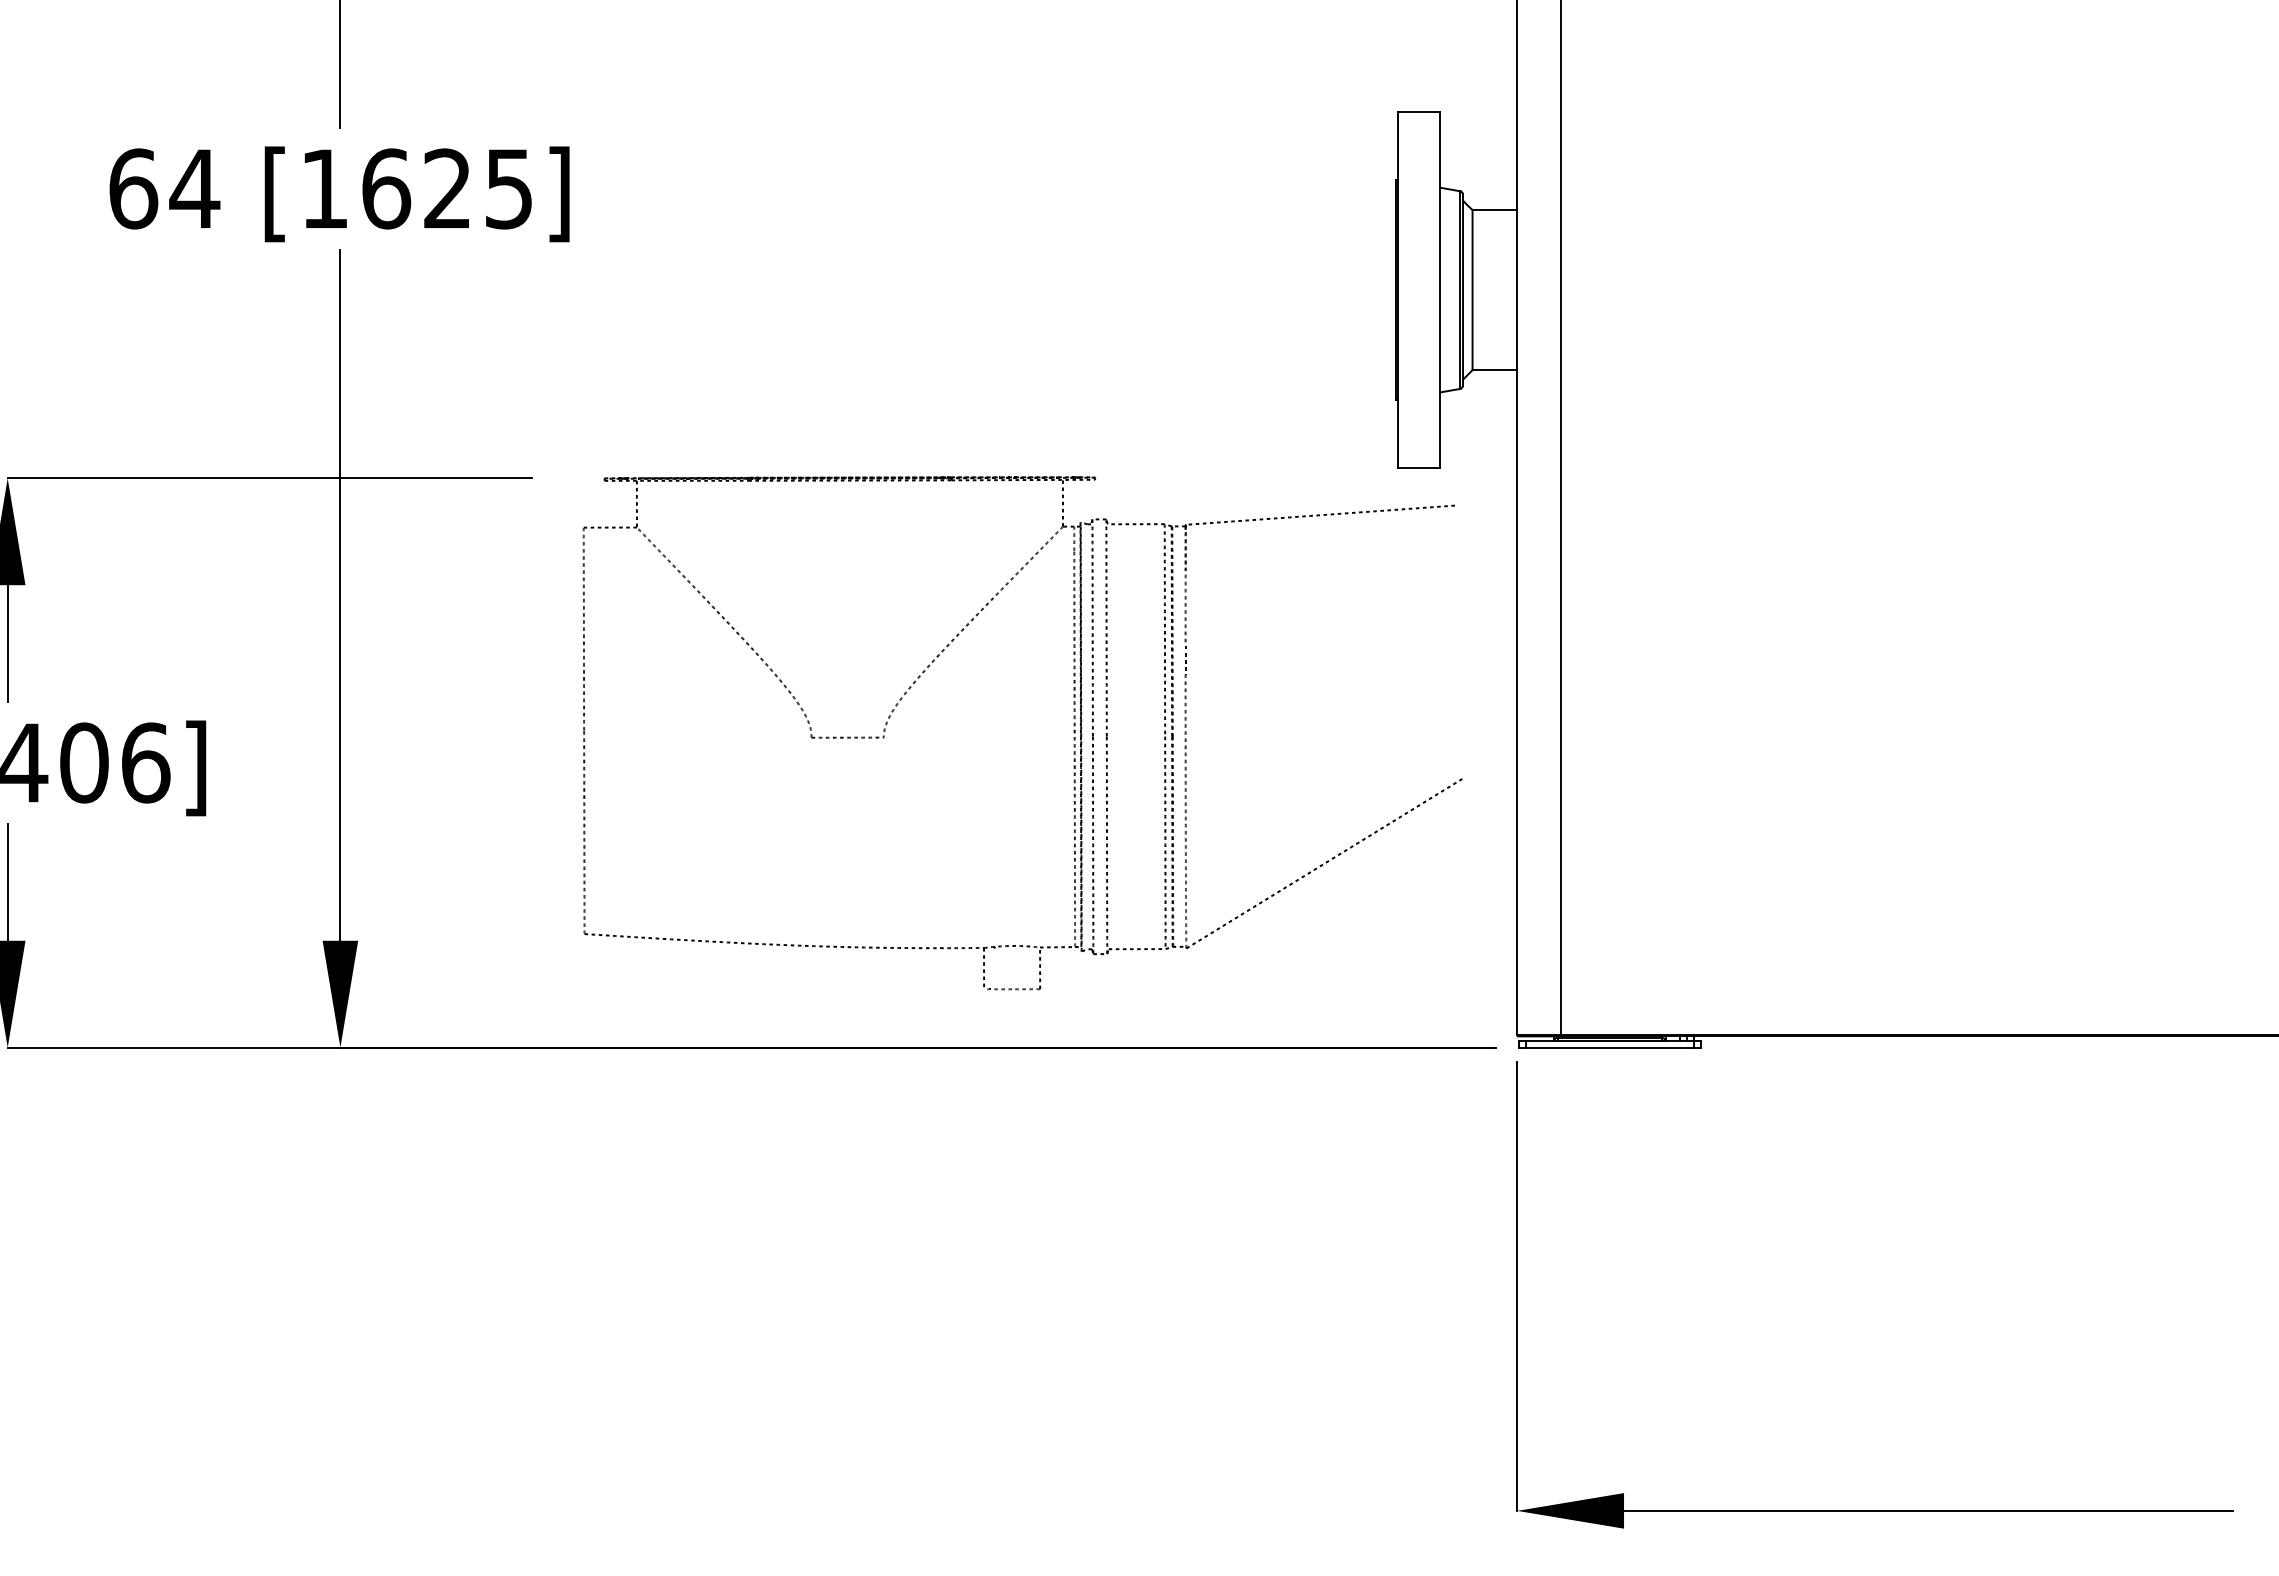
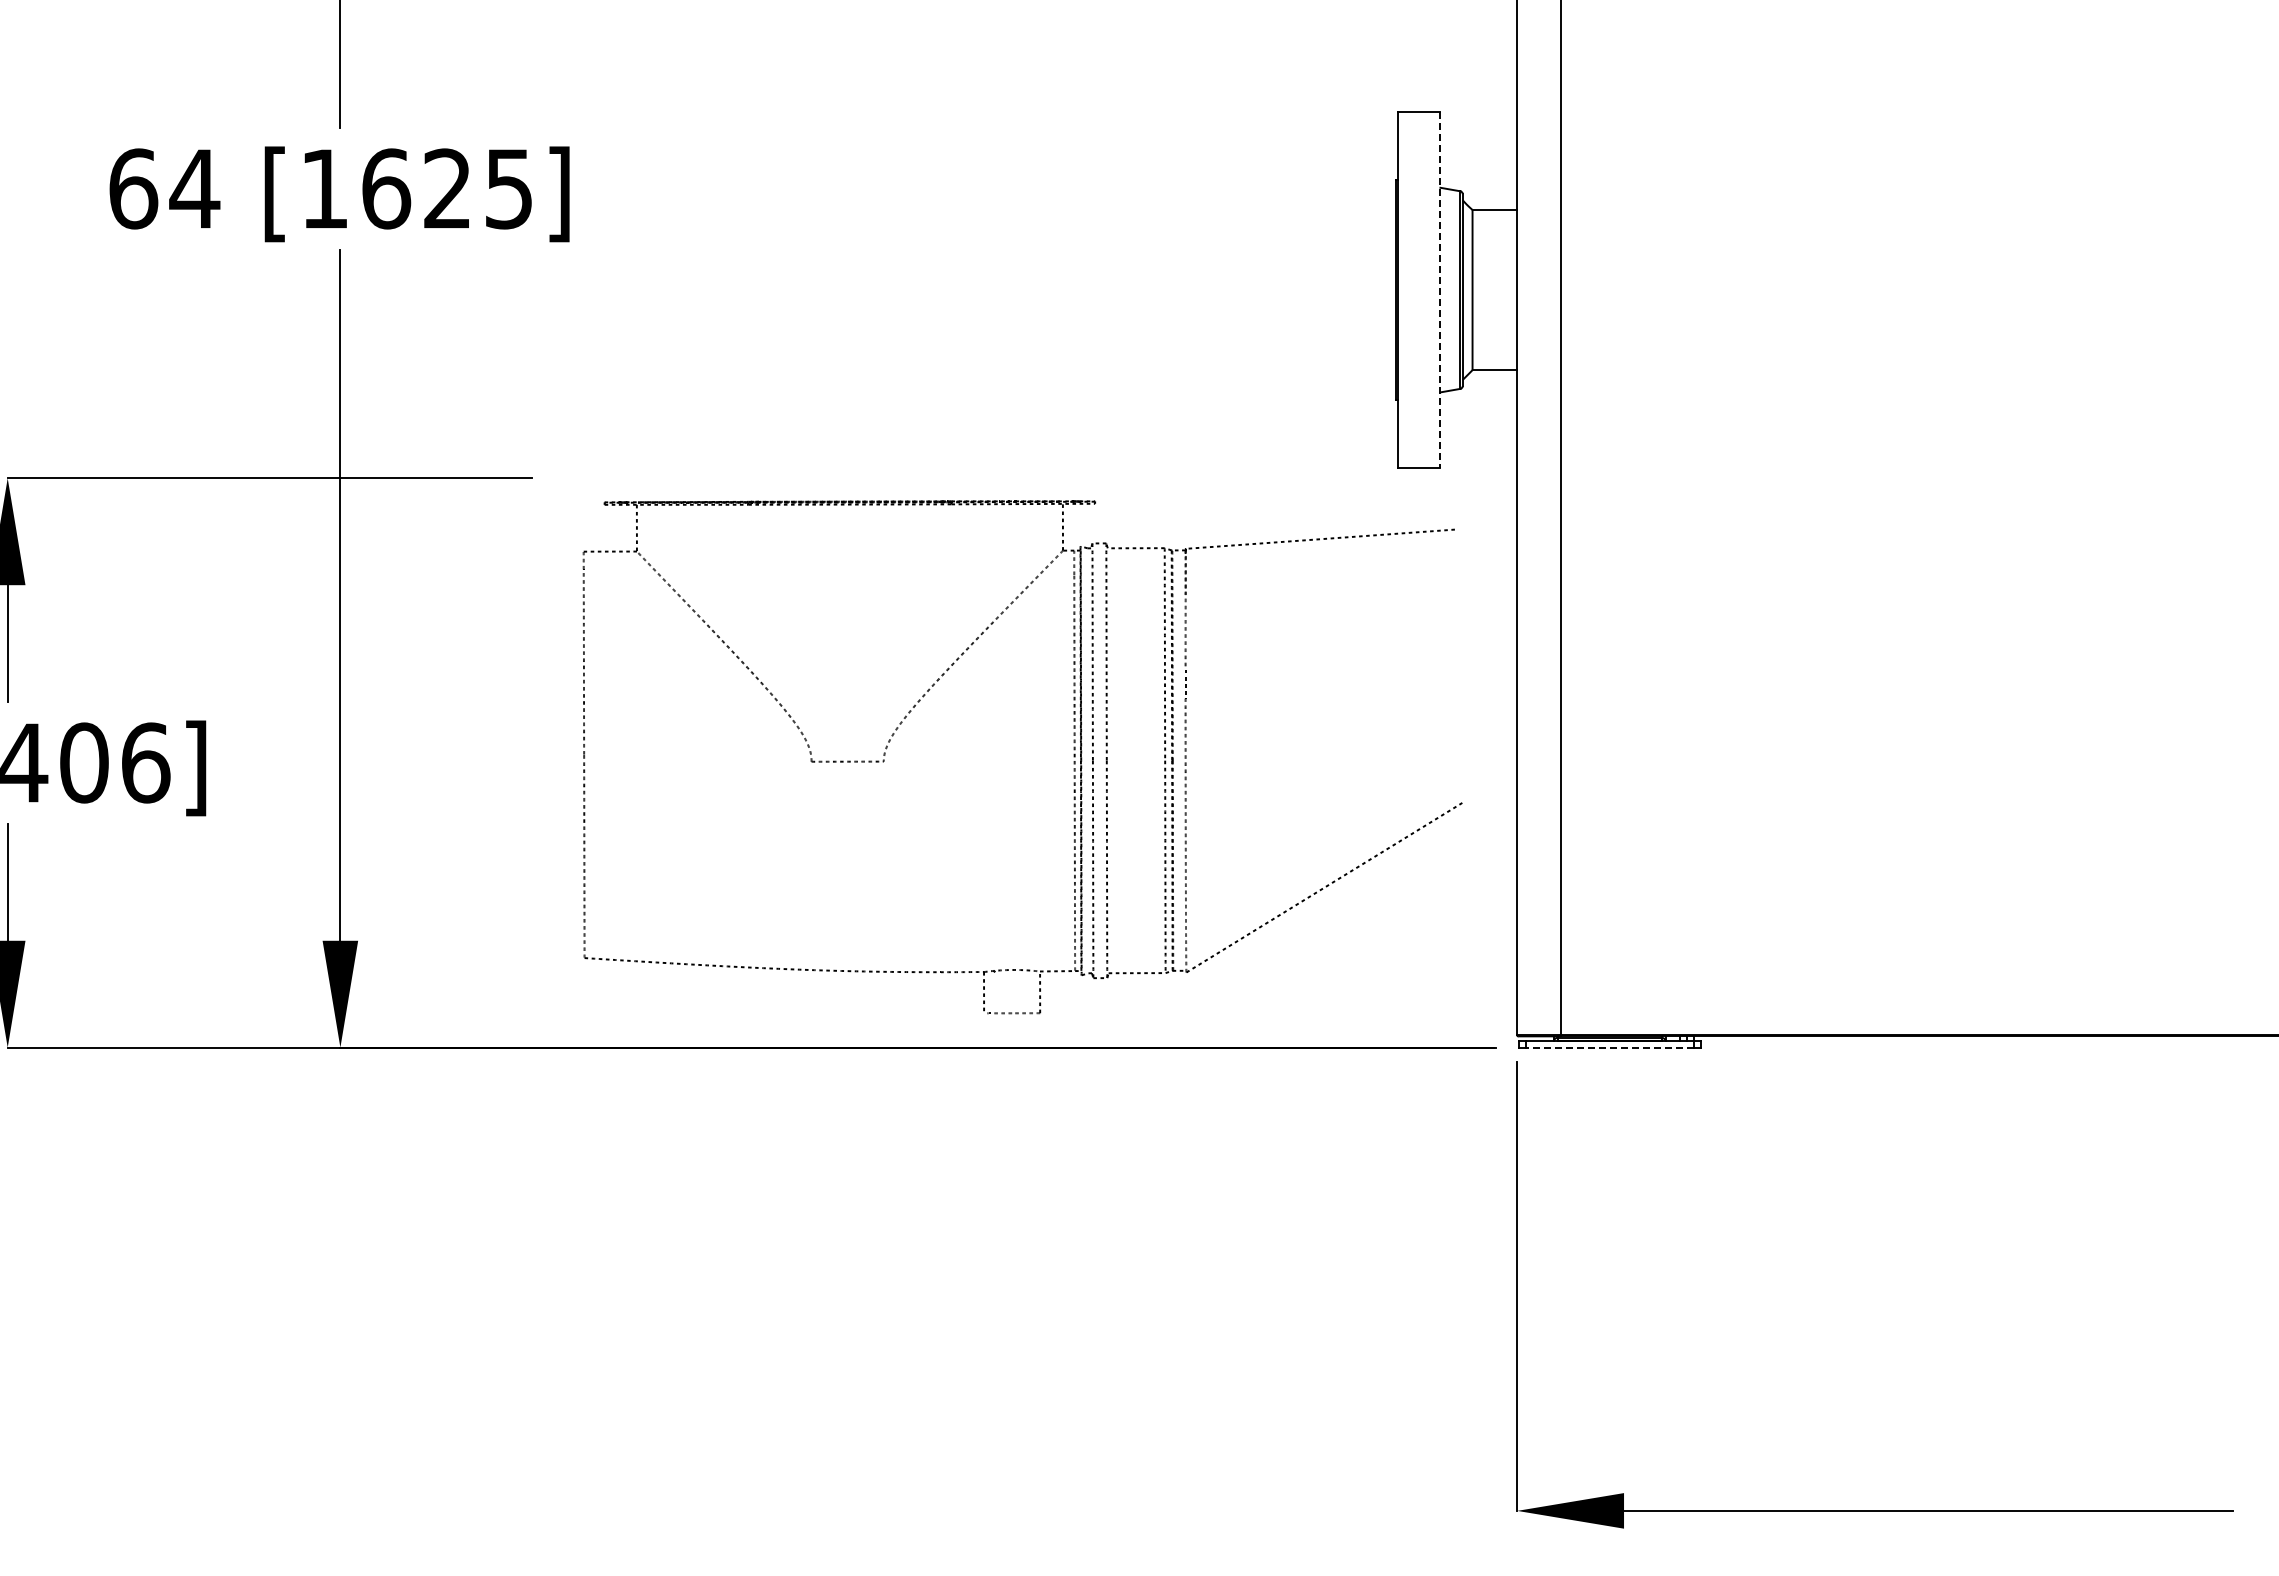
line: solid -> dashed (1440, 290)
part position: (1073, 732) -> (1073, 756) (1073, 756)
line: solid -> dashed (1609, 1047)
